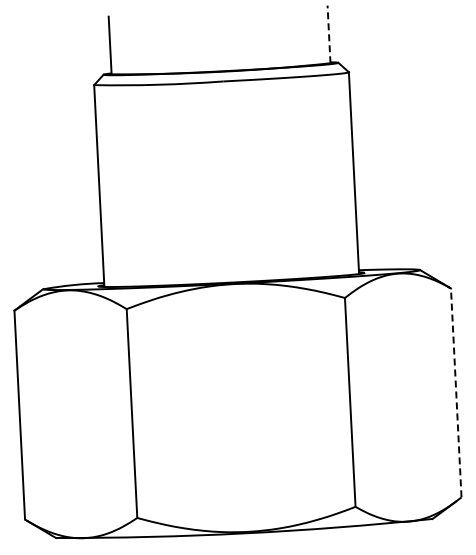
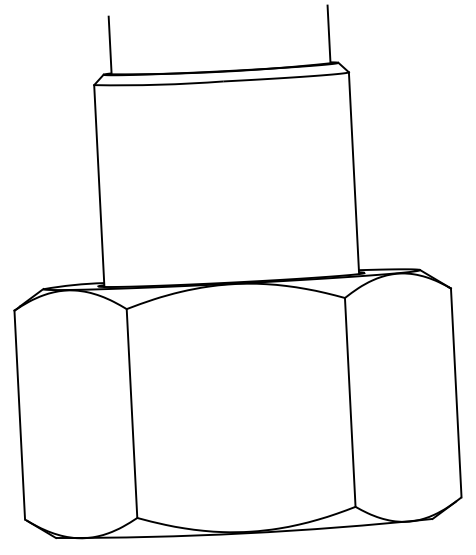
line: dashed -> solid (329, 34)
line: dashed -> solid (456, 392)
